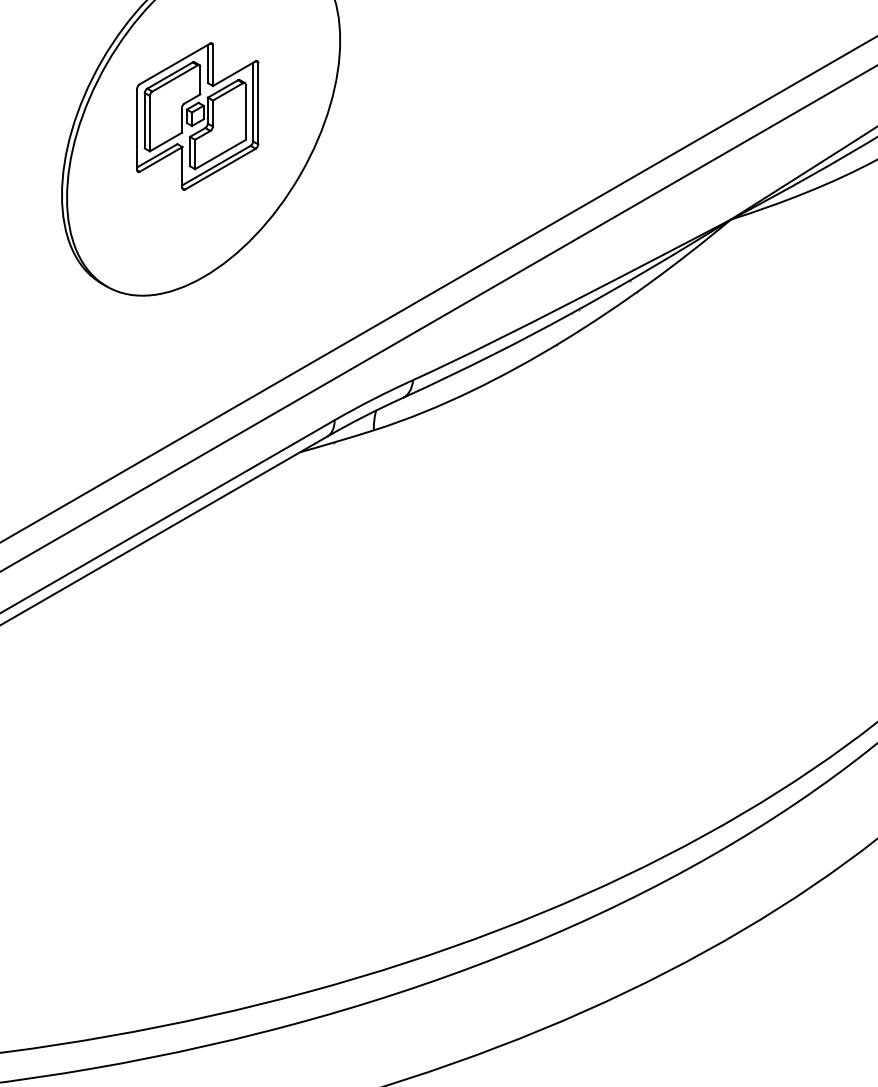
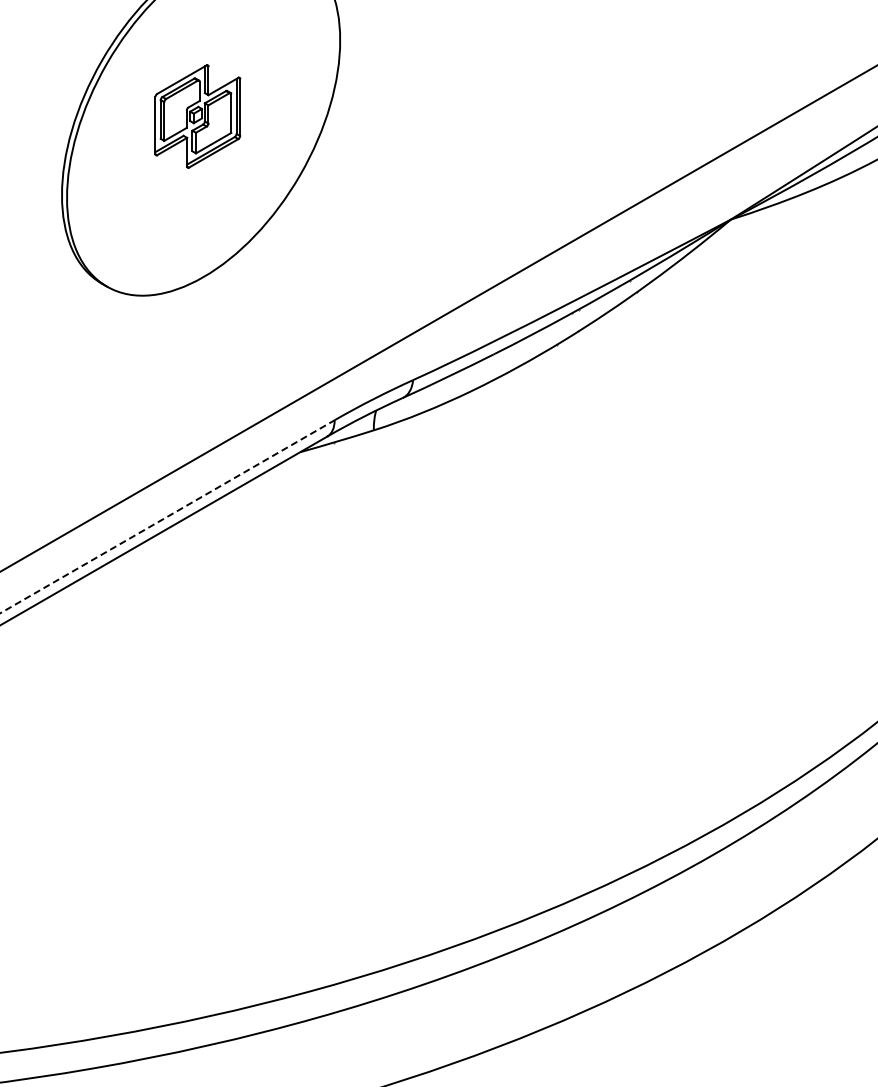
part size: 124x149 px -> 88x105 px (197, 116)
line: present -> none (438, 289)
line: solid -> dashed (167, 516)
